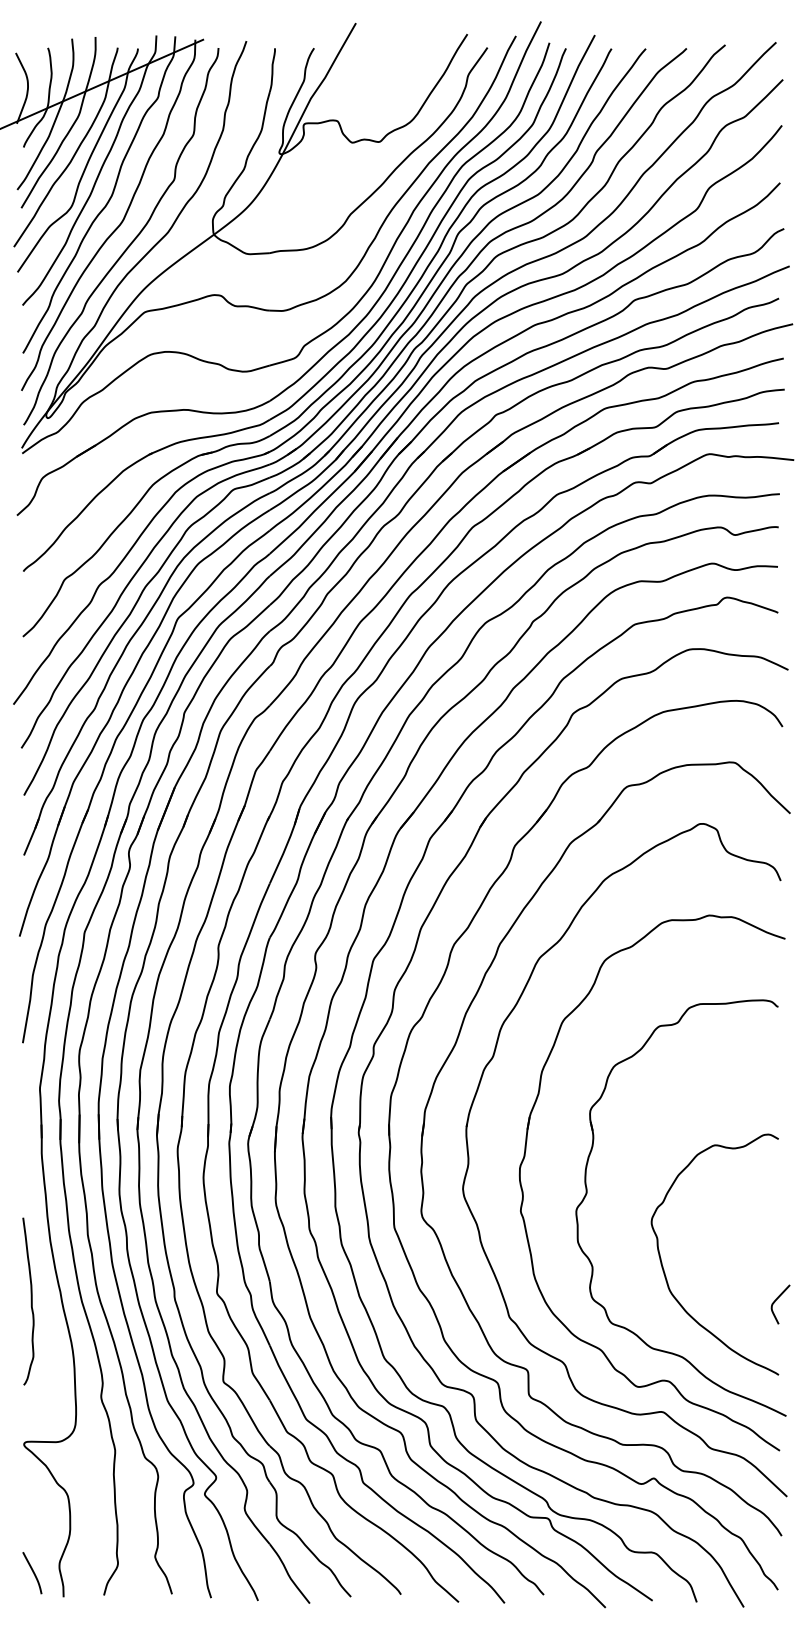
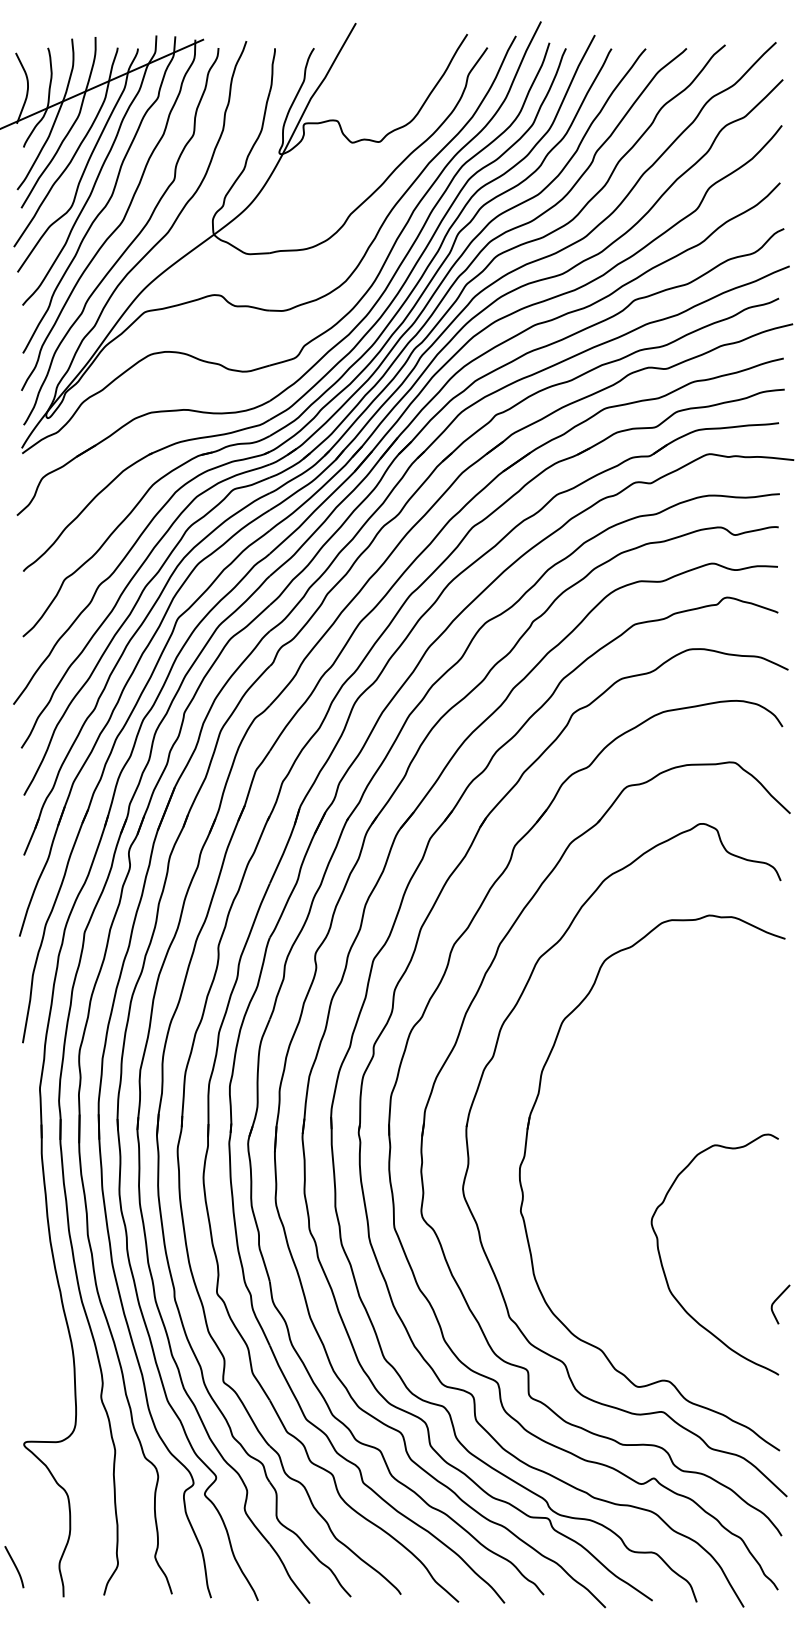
part: present -> none (587, 1193)
curve: present -> none (30, 1301)
curve position: (32, 1572) -> (14, 1566) (14, 1566)
